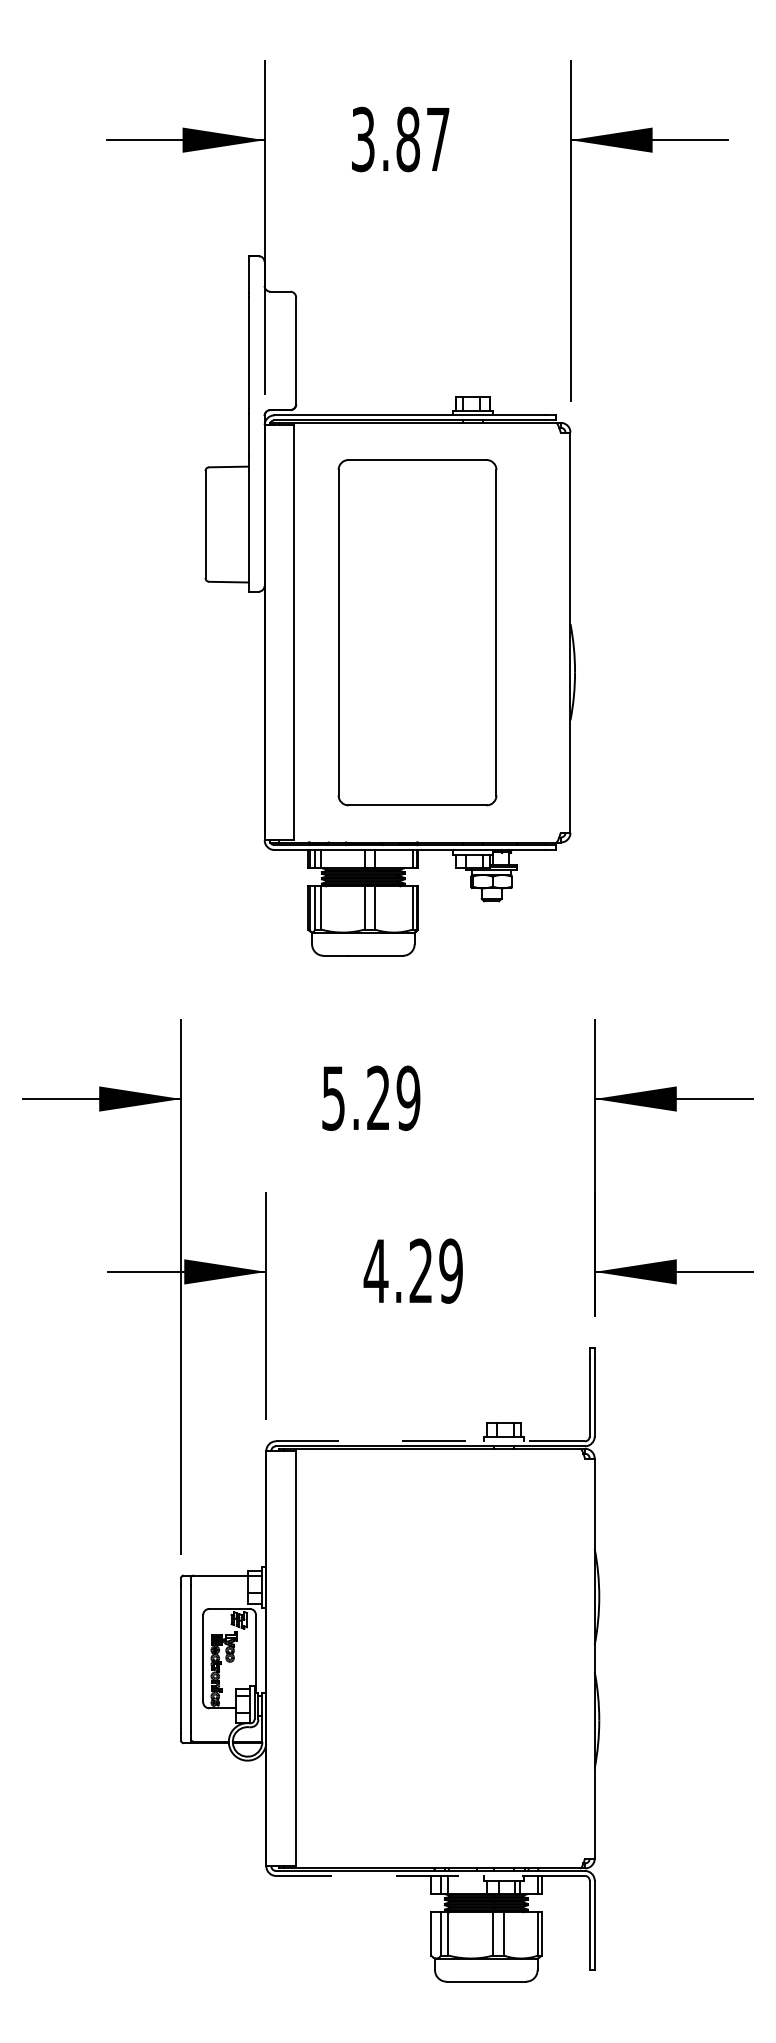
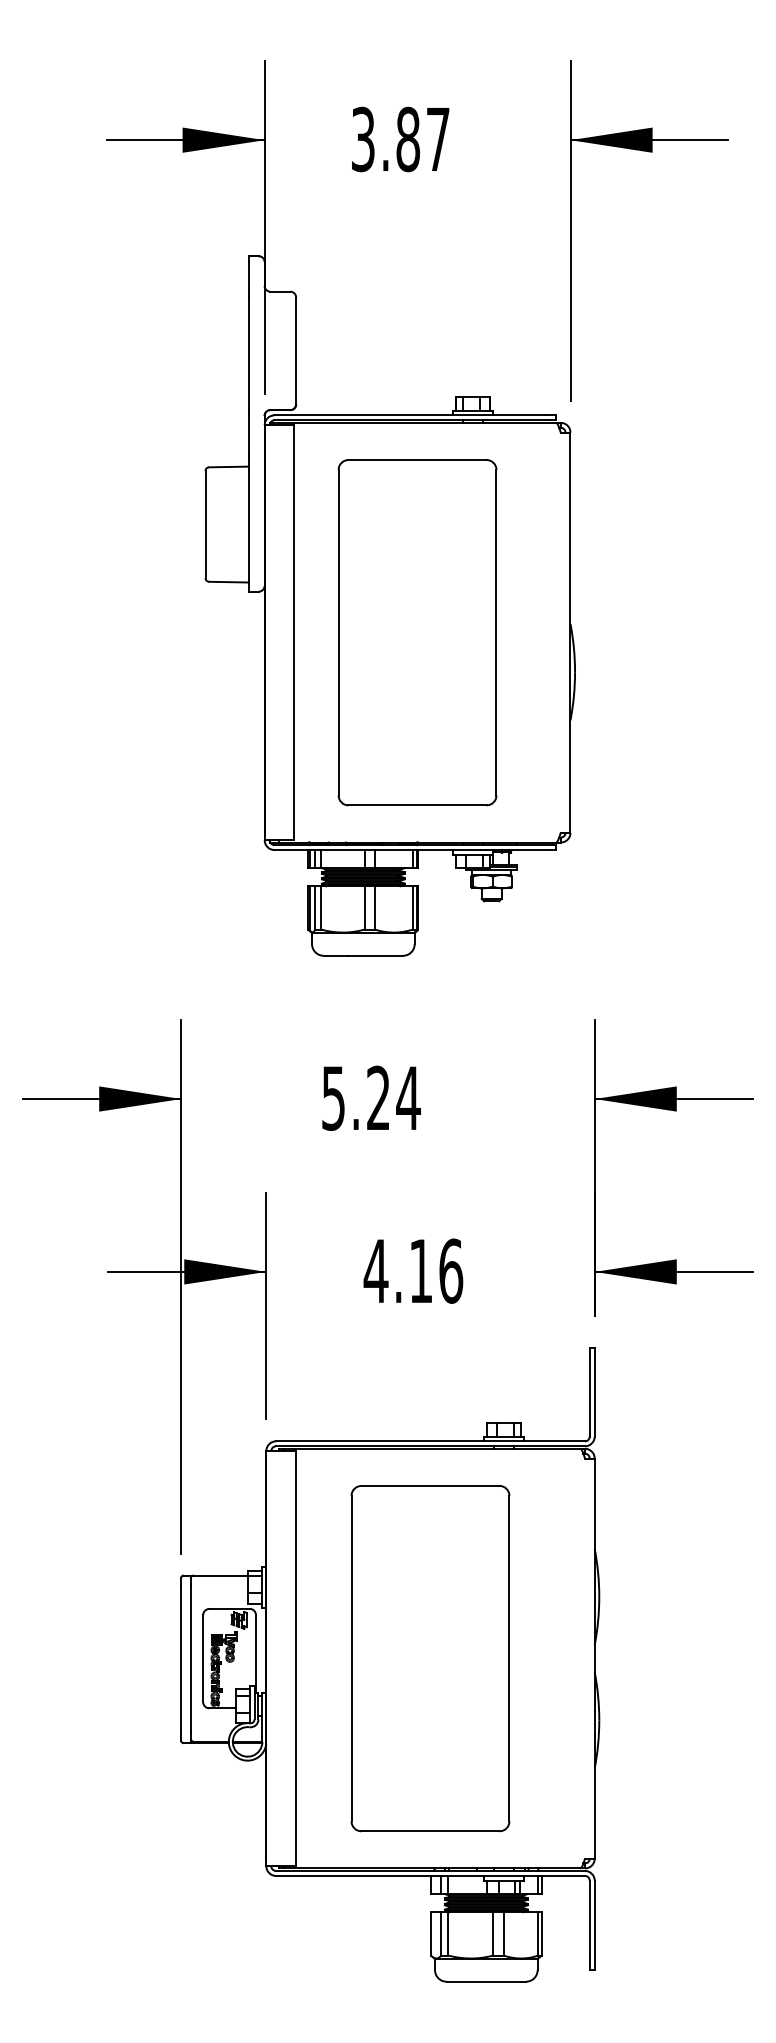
text: 5.29 -> 5.24 (408, 1097)
text: 4.29 -> 4.16 (436, 1270)
line: dashed -> solid (431, 1441)
part: none -> present (430, 1658)
line: dashed -> solid (430, 1875)
